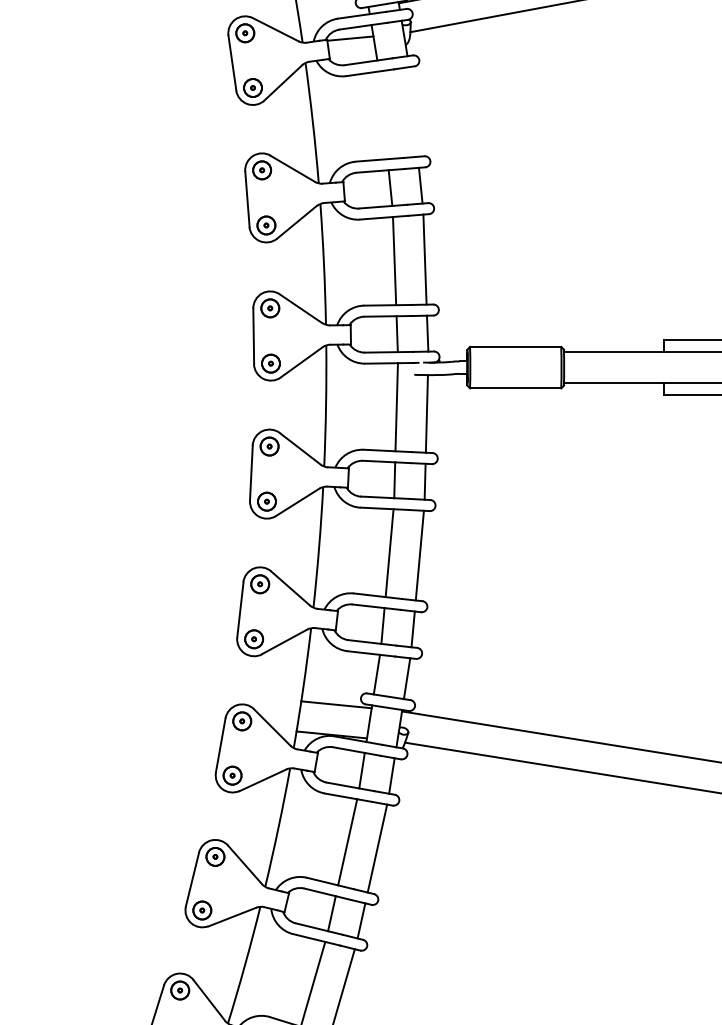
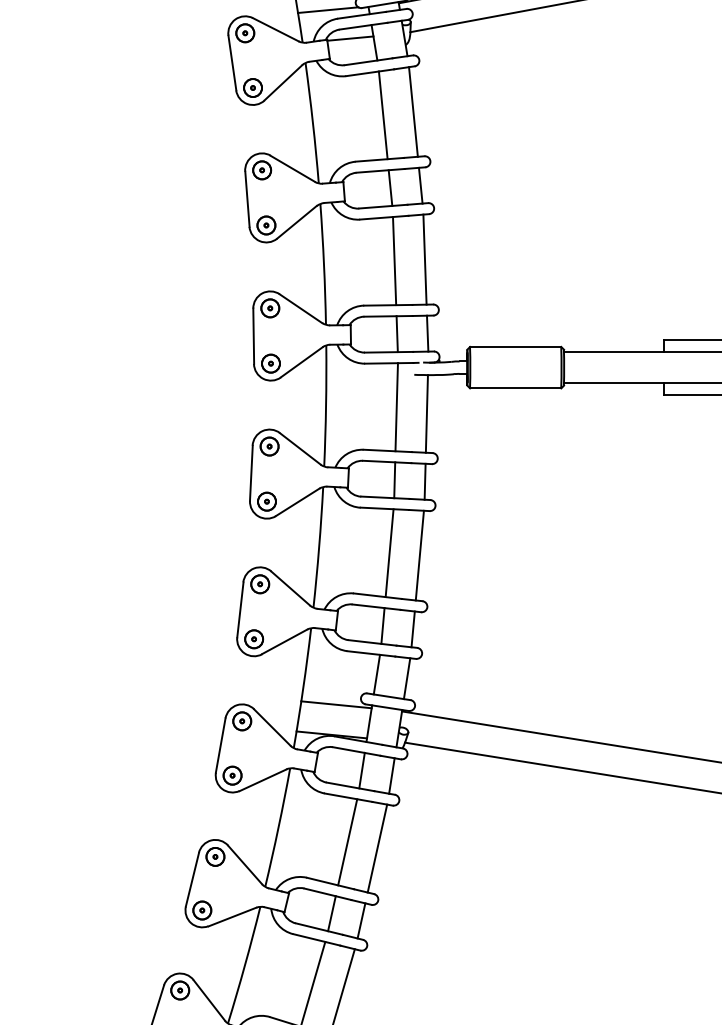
line: none -> present (327, 10)
line: none -> present (413, 111)
line: none -> present (382, 115)
